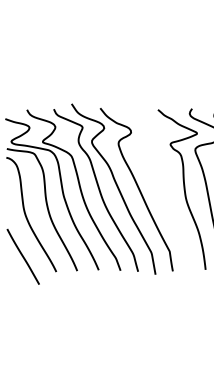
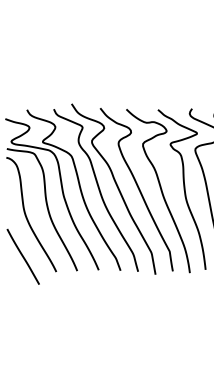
curve: none -> present (160, 190)
